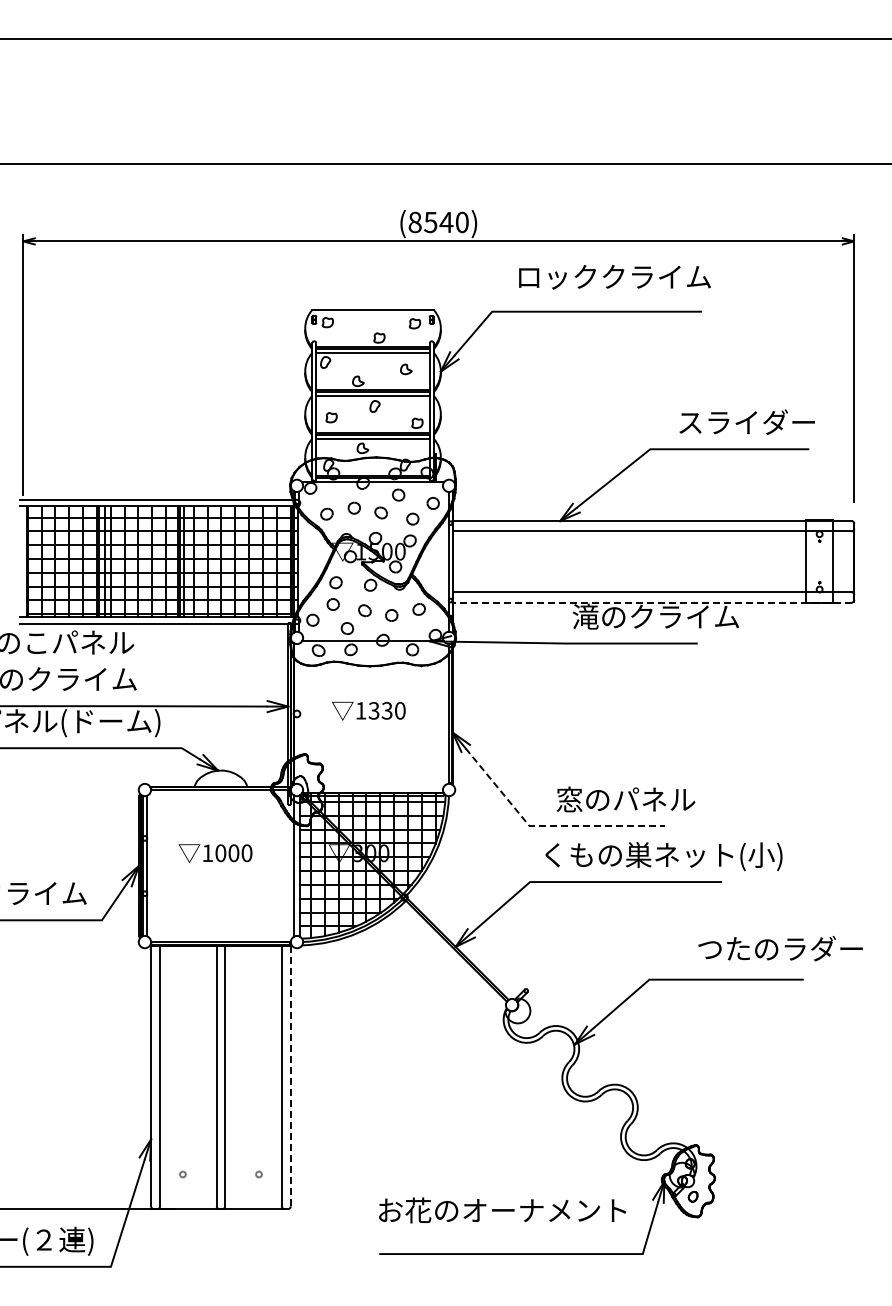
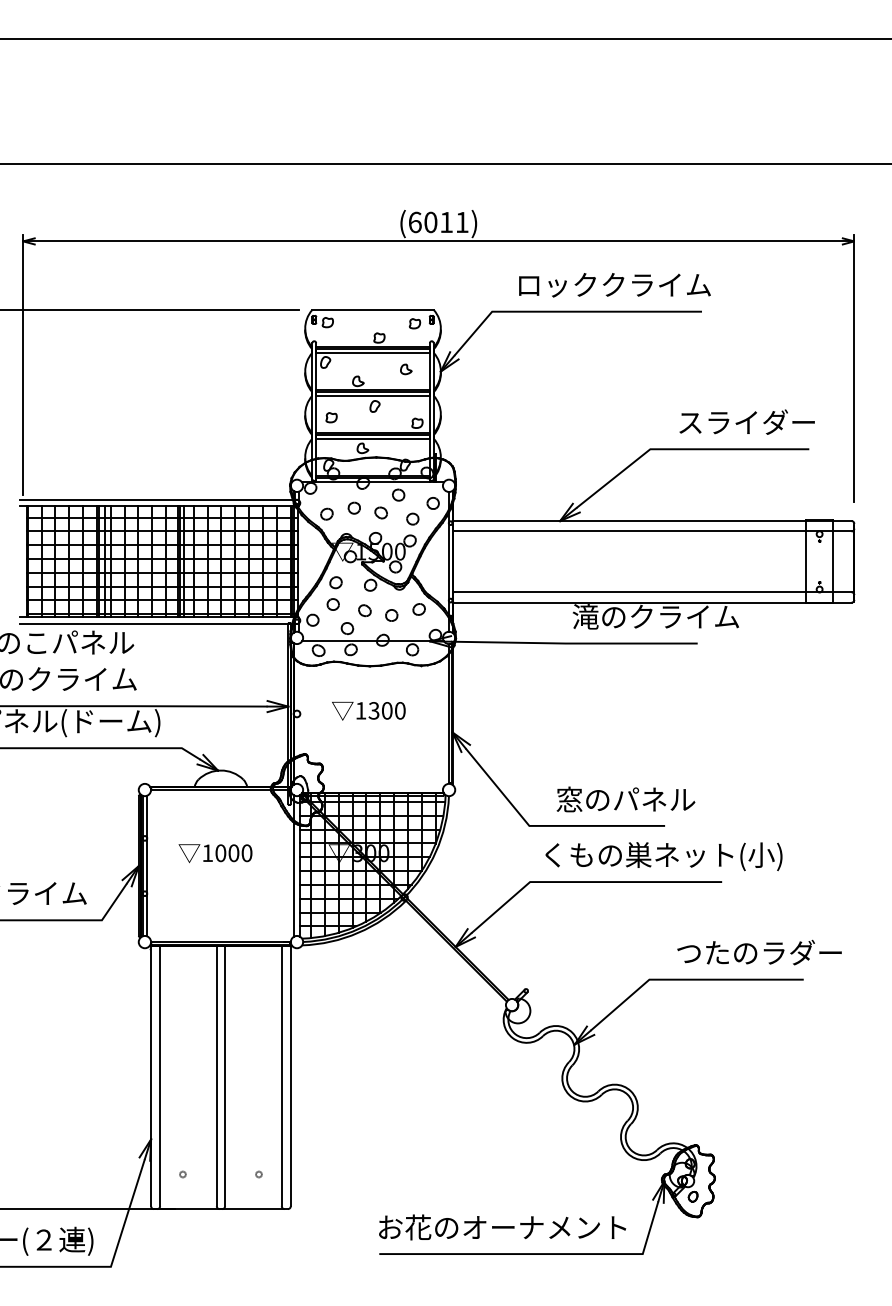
text: (8540) -> (6011) (438, 222)
text position: (614, 277) -> (614, 285) (614, 285)
line: none -> present (150, 310)
line: dashed -> solid (652, 602)
text: 1330 -> 1300 (386, 710)
line: dashed -> solid (546, 825)
text position: (780, 948) -> (759, 952) (759, 952)
line: dashed -> solid (290, 1076)
text position: (502, 1210) -> (502, 1227) (502, 1227)
